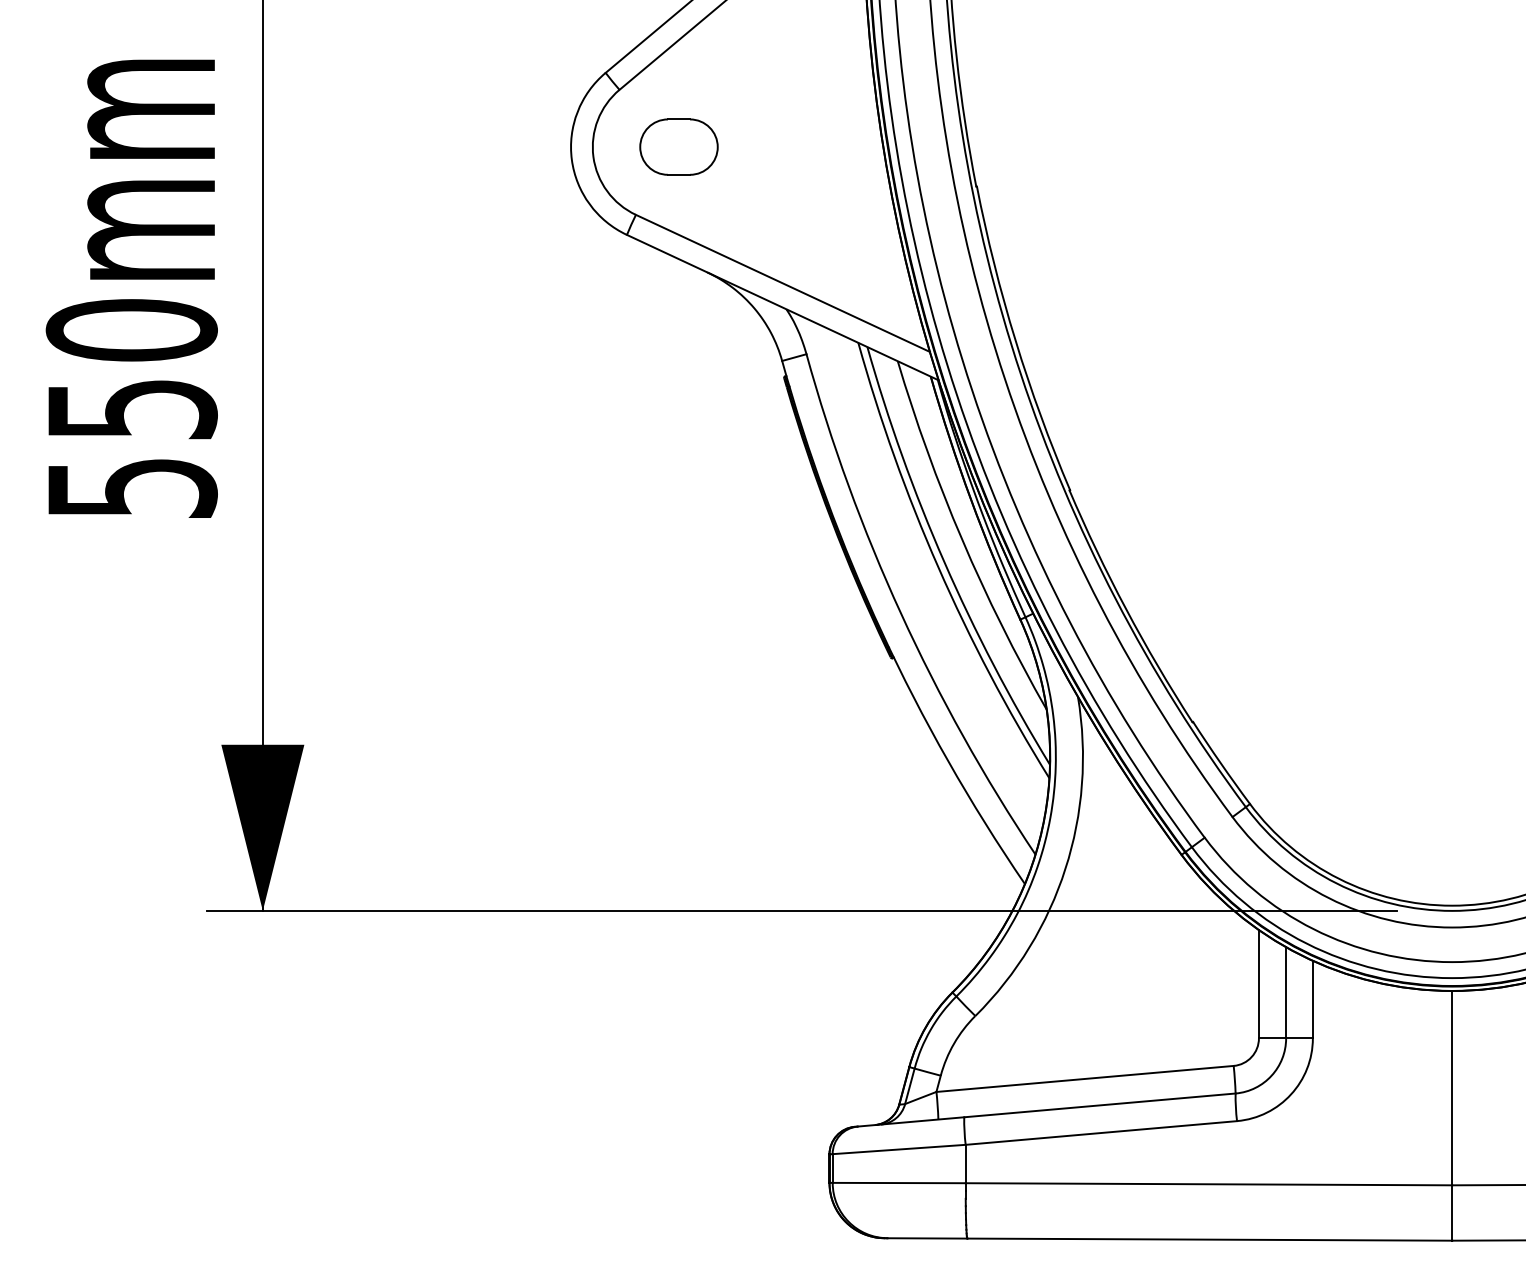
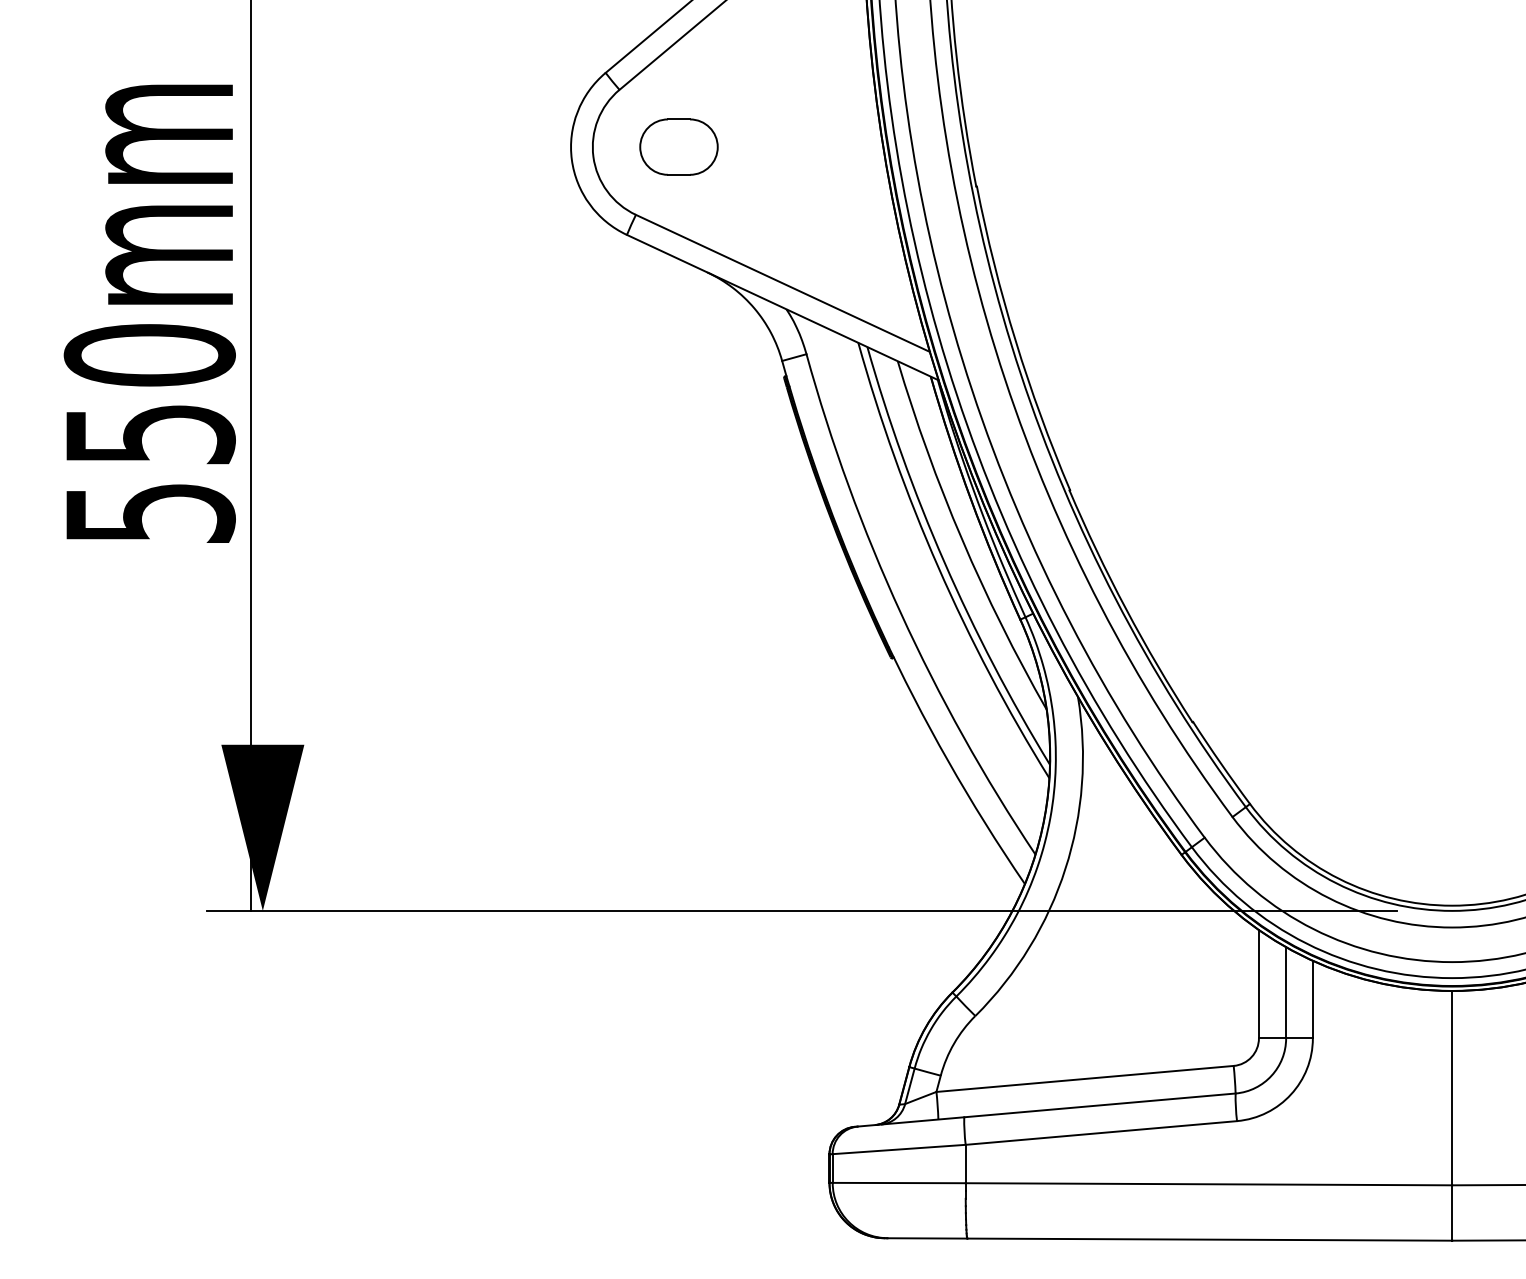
text position: (131, 288) -> (149, 313) (149, 313)
line position: (262, 456) -> (250, 456) (250, 456)
